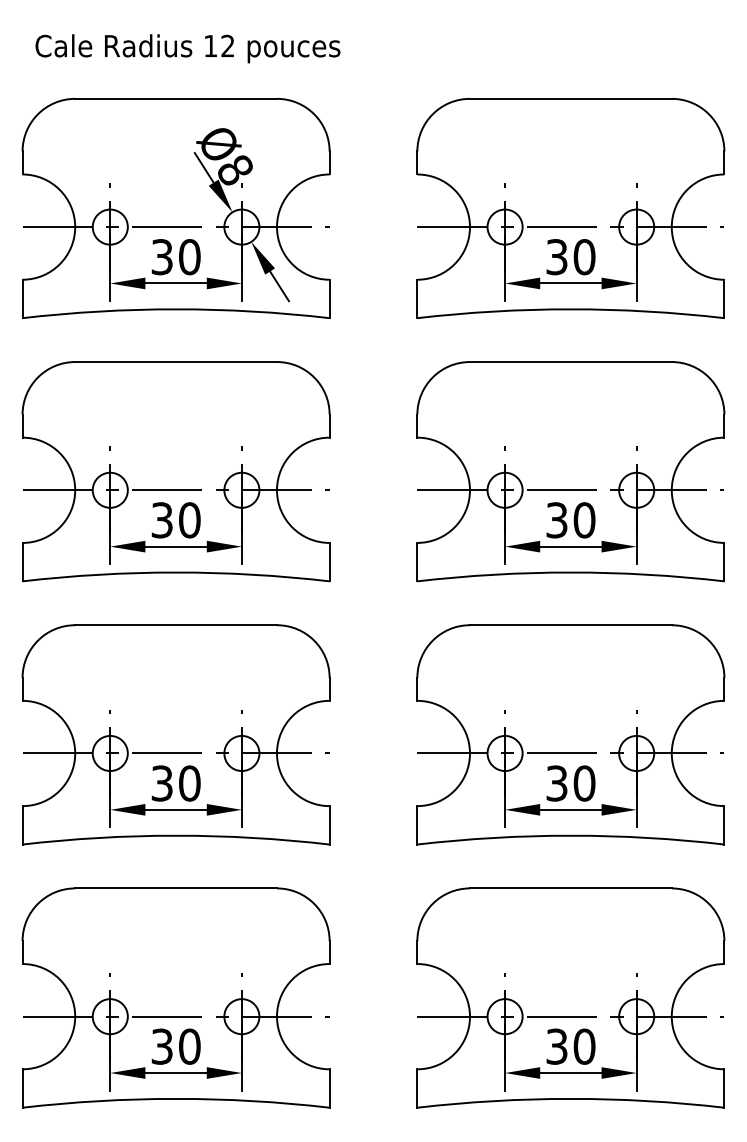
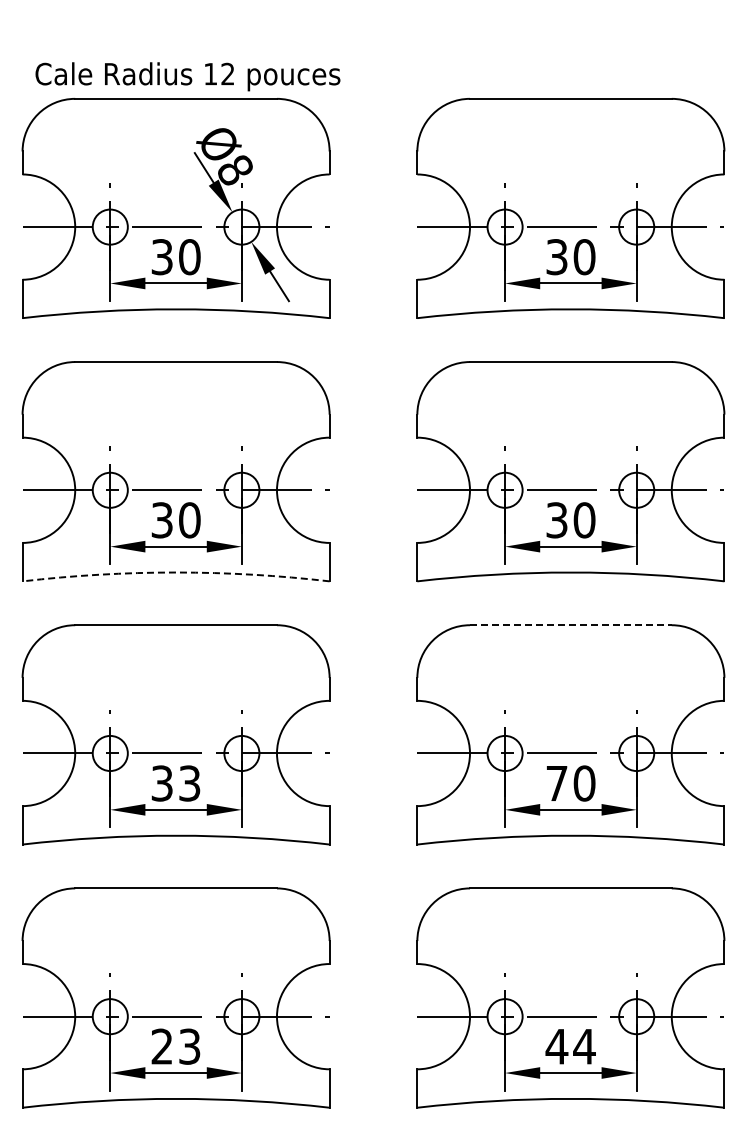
text position: (187, 48) -> (187, 76) (187, 76)
arc: solid -> dashed (176, 572)
line: solid -> dashed (570, 625)
text: 30 -> 33 (189, 783)
text: 30 -> 70 (556, 783)
text: 30 -> 23 (175, 1046)
text: 30 -> 44 (570, 1046)
